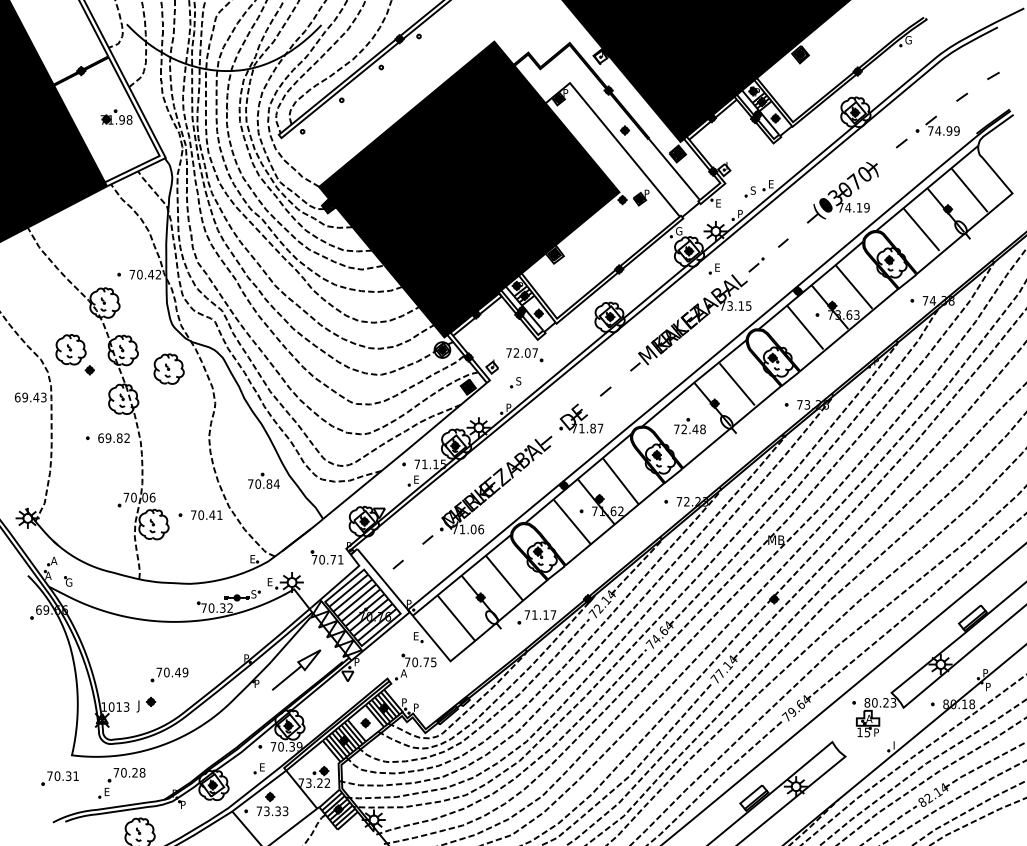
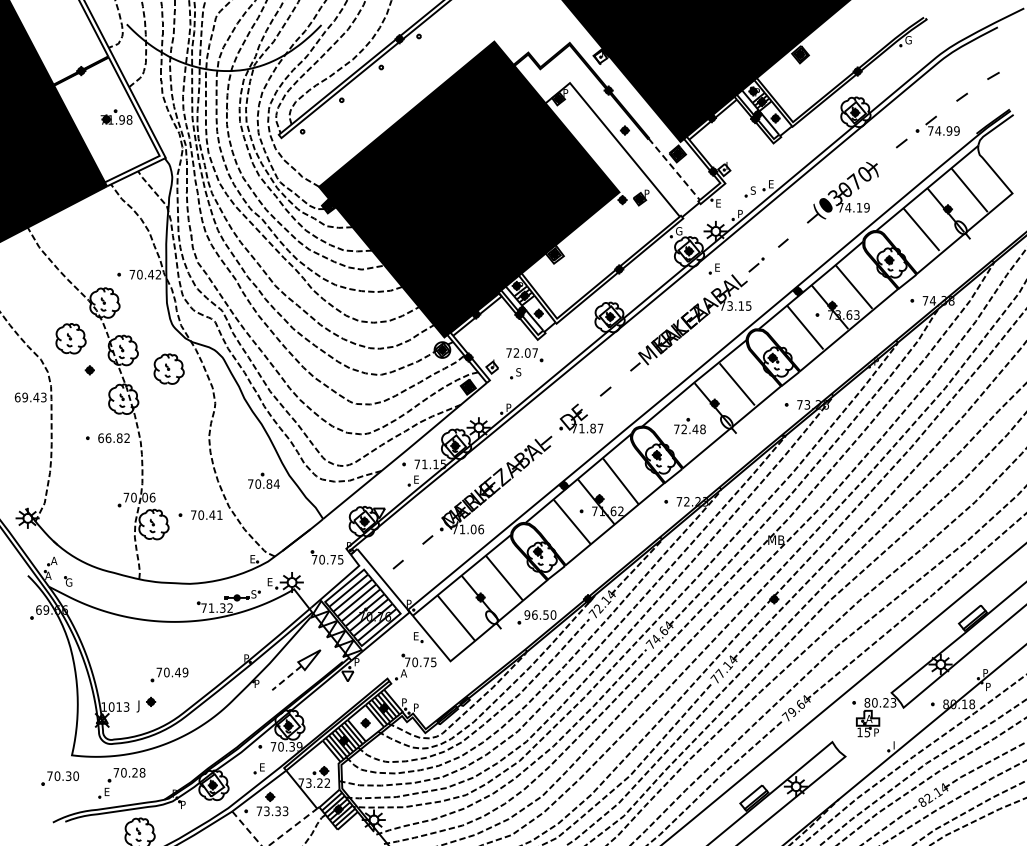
line: solid -> dashed (674, 169)
part position: (70, 349) -> (70, 338) (70, 338)
part position: (515, 382) -> (515, 373) (515, 373)
text: 69.82 -> 66.82 (108, 438)
text: 70.71 -> 70.75 (340, 559)
text: 70.32 -> 71.32 (211, 607)
text: 71.17 -> 96.50 (540, 614)
line: solid -> dashed (286, 678)
text: 70.31 -> 70.30 (76, 776)
line: solid -> dashed (275, 840)
